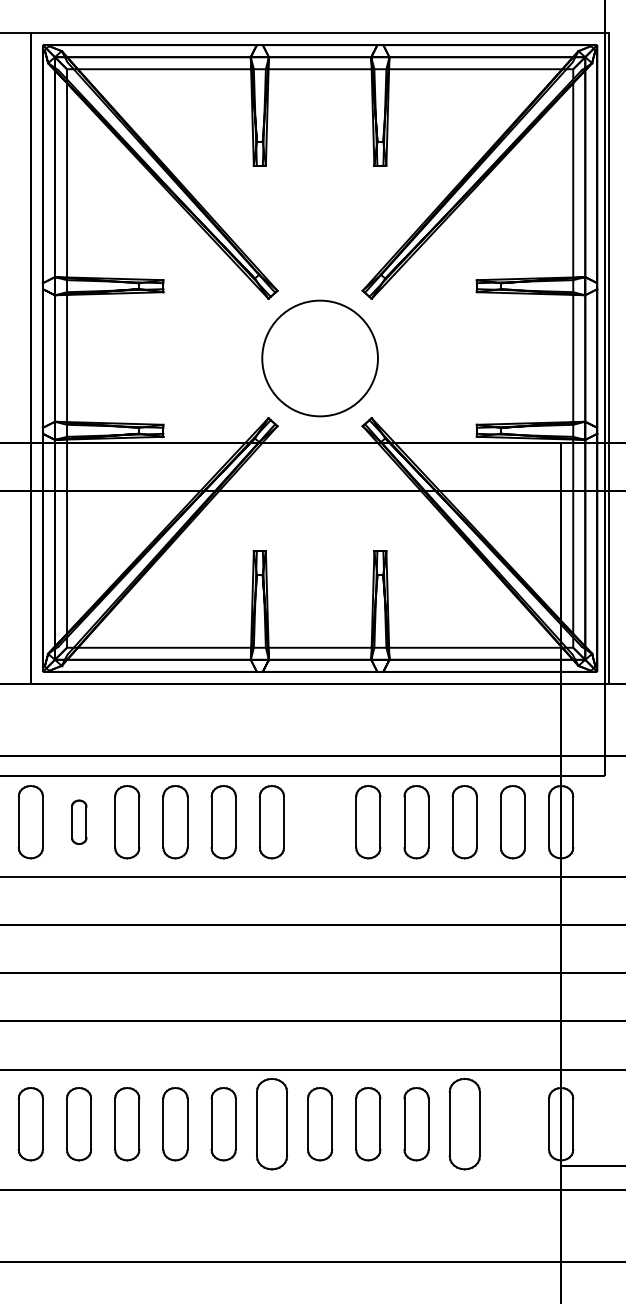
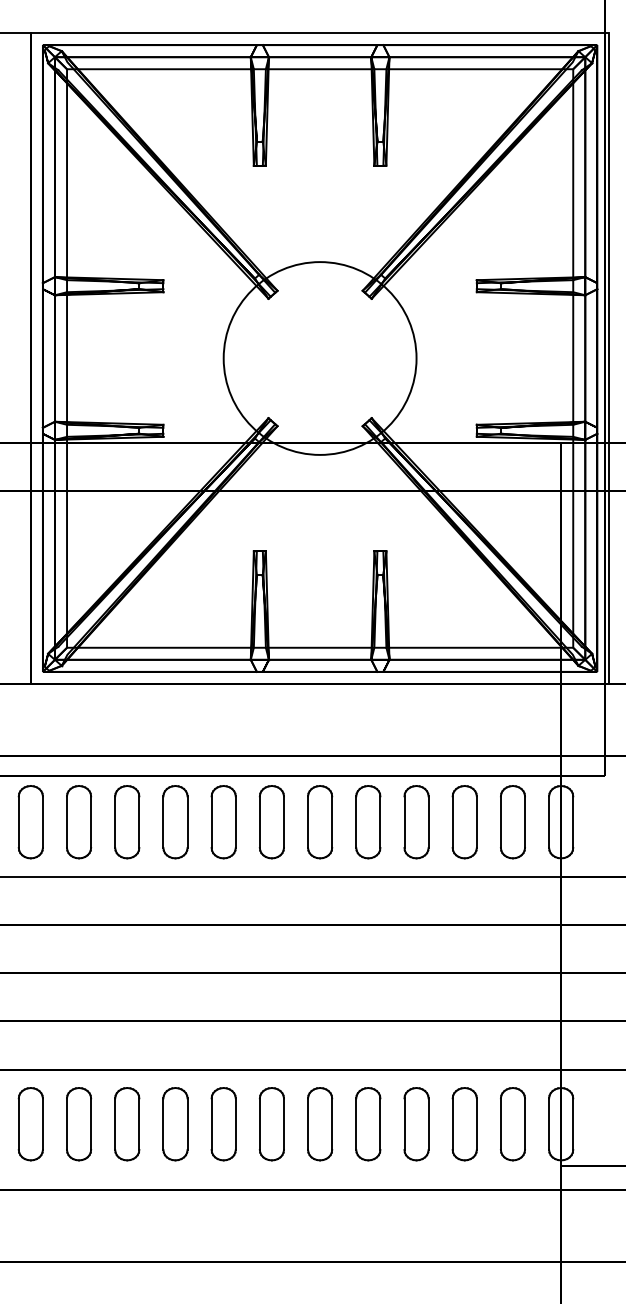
circle diameter: 116 px -> 193 px (319, 358)
part size: 17x46 px -> 27x75 px (79, 822)
part: none -> present (320, 822)
part size: 32x93 px -> 27x75 px (271, 1124)
part size: 33x93 px -> 27x75 px (464, 1124)
part: none -> present (512, 1124)
